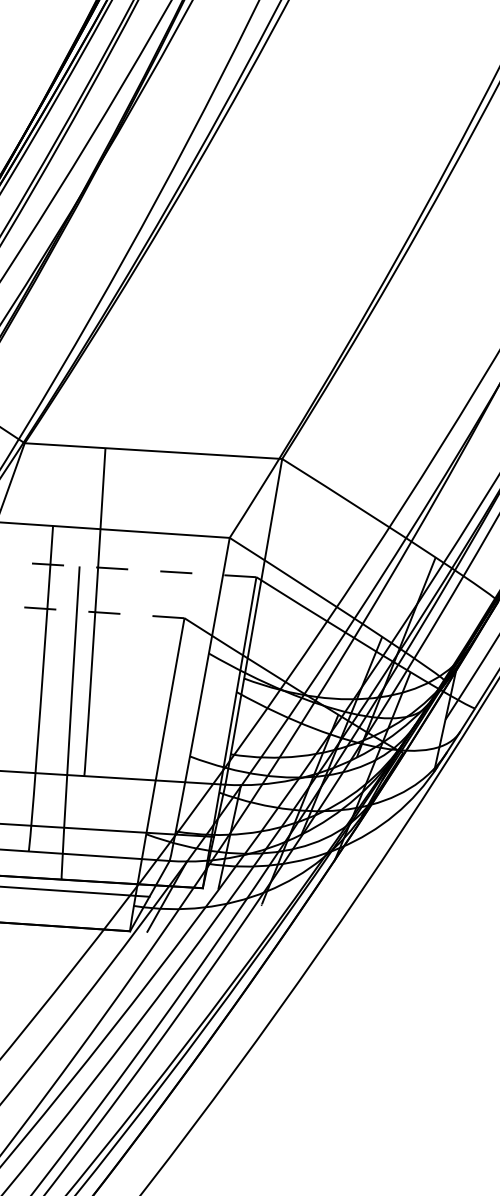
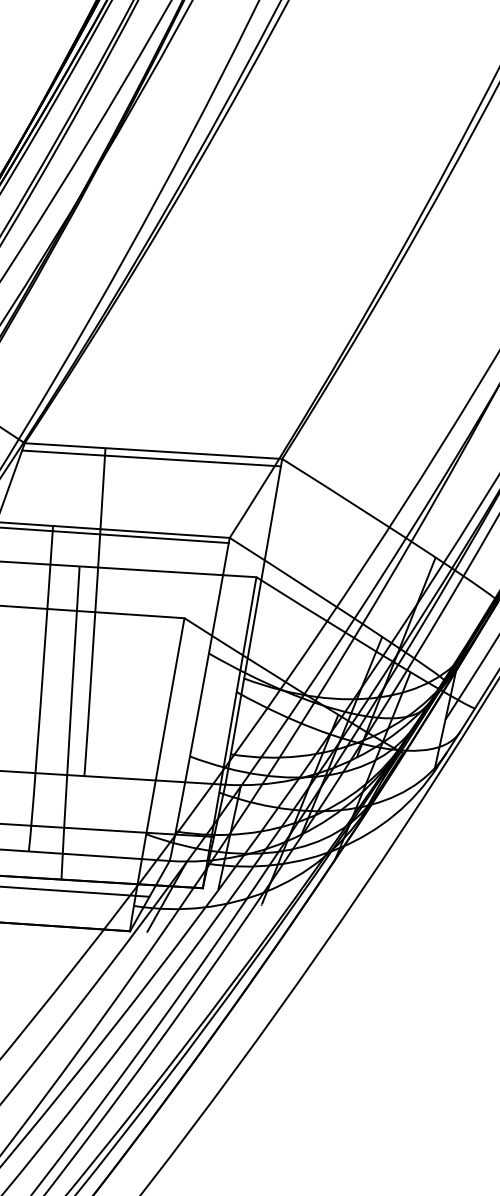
line: none -> present (151, 458)
line: none -> present (115, 535)
line: dashed -> solid (128, 569)
line: dashed -> solid (92, 612)
